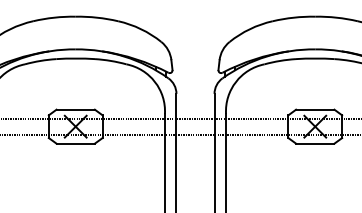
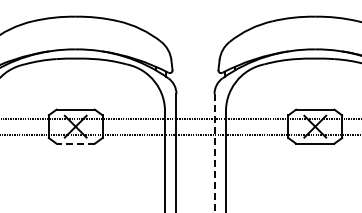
line: solid -> dashed (75, 143)
line: solid -> dashed (214, 153)
